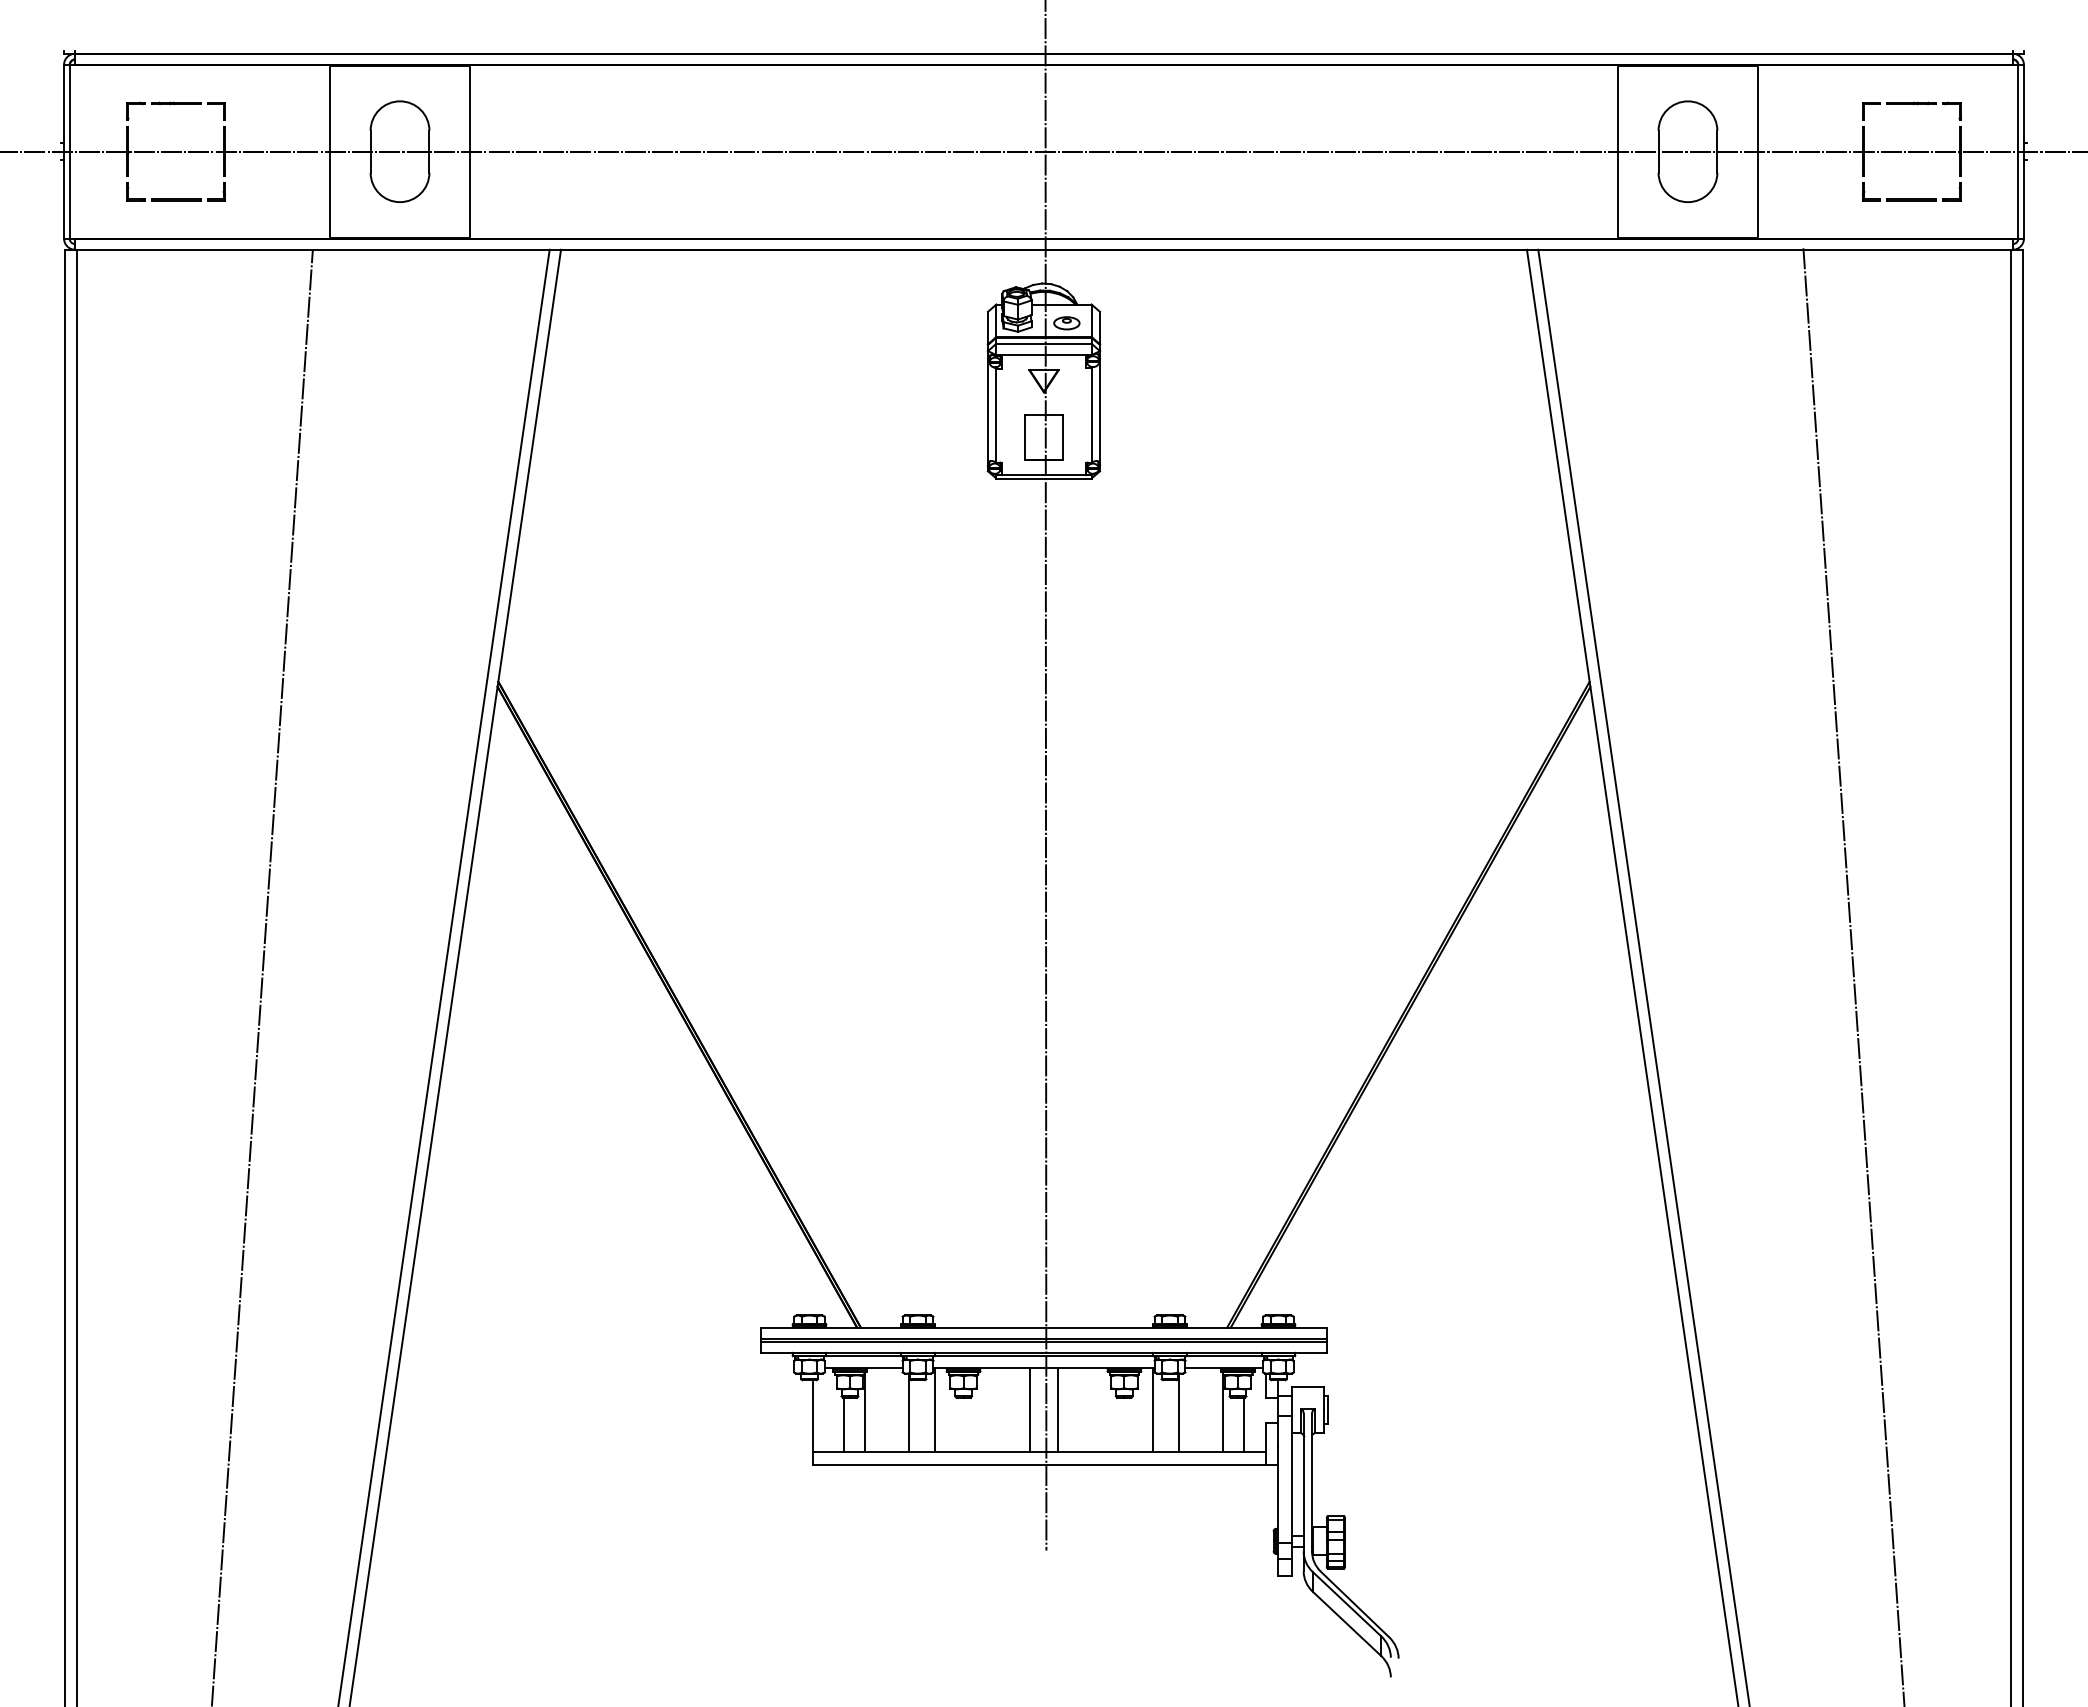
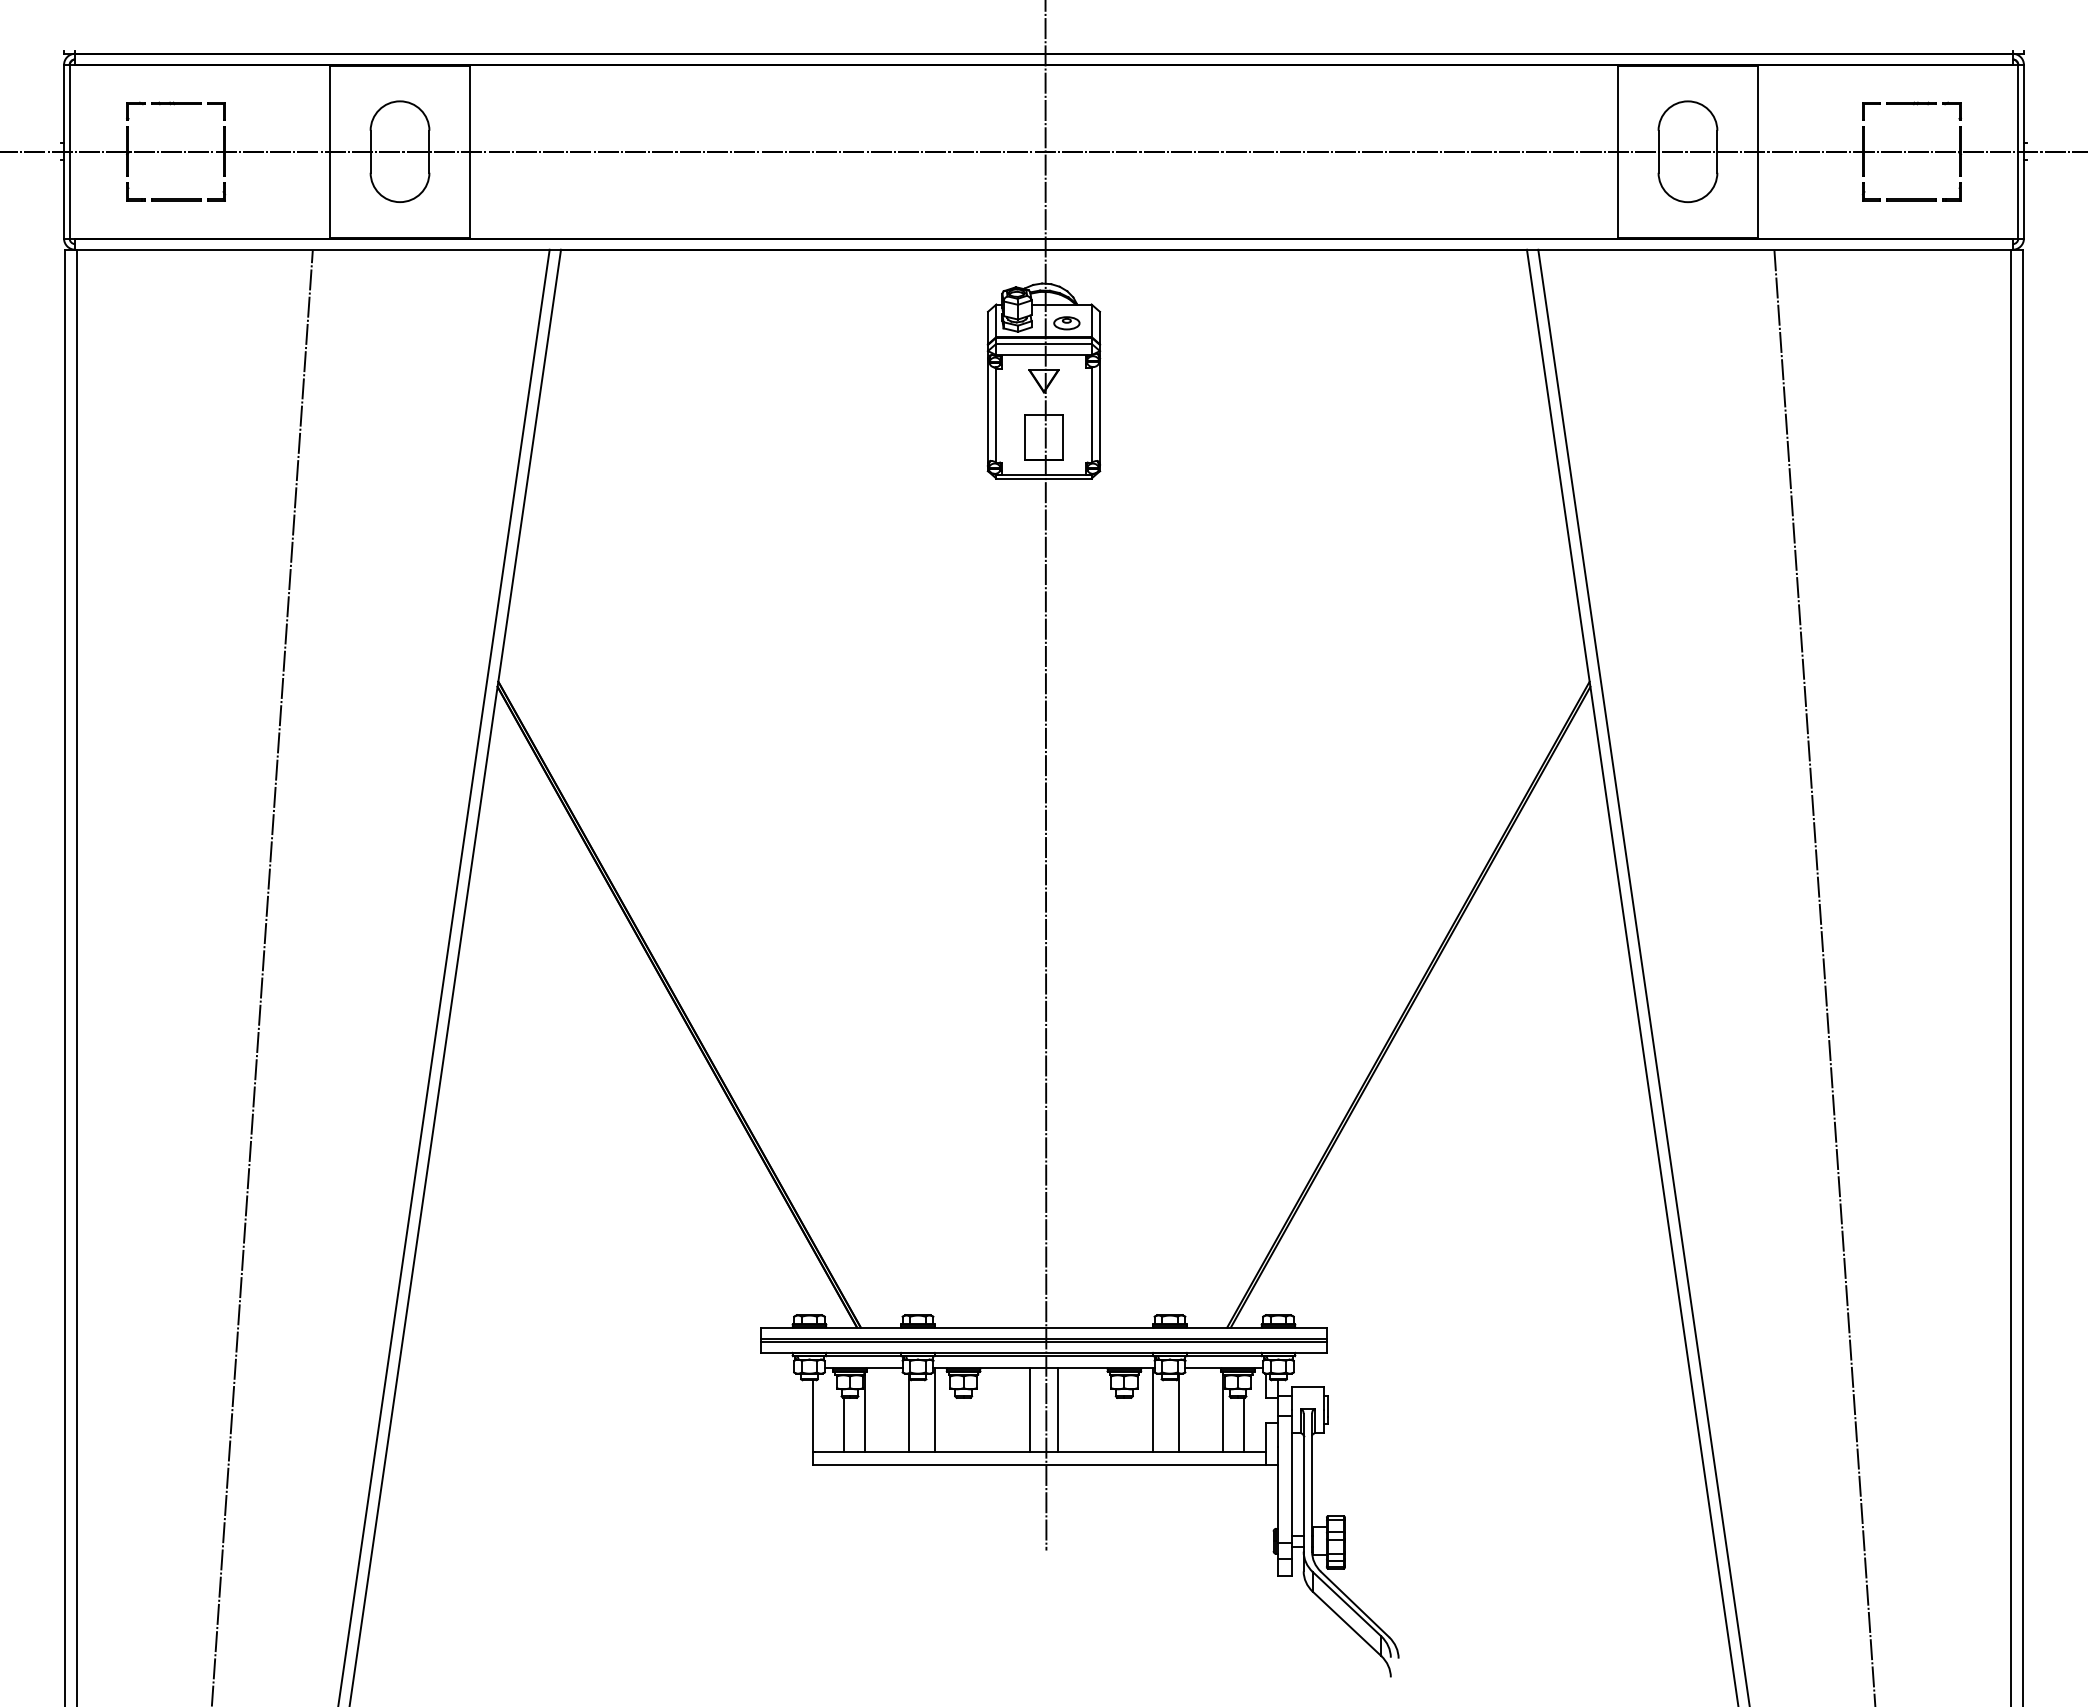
line position: (1853, 975) -> (1824, 976) (1824, 976)
